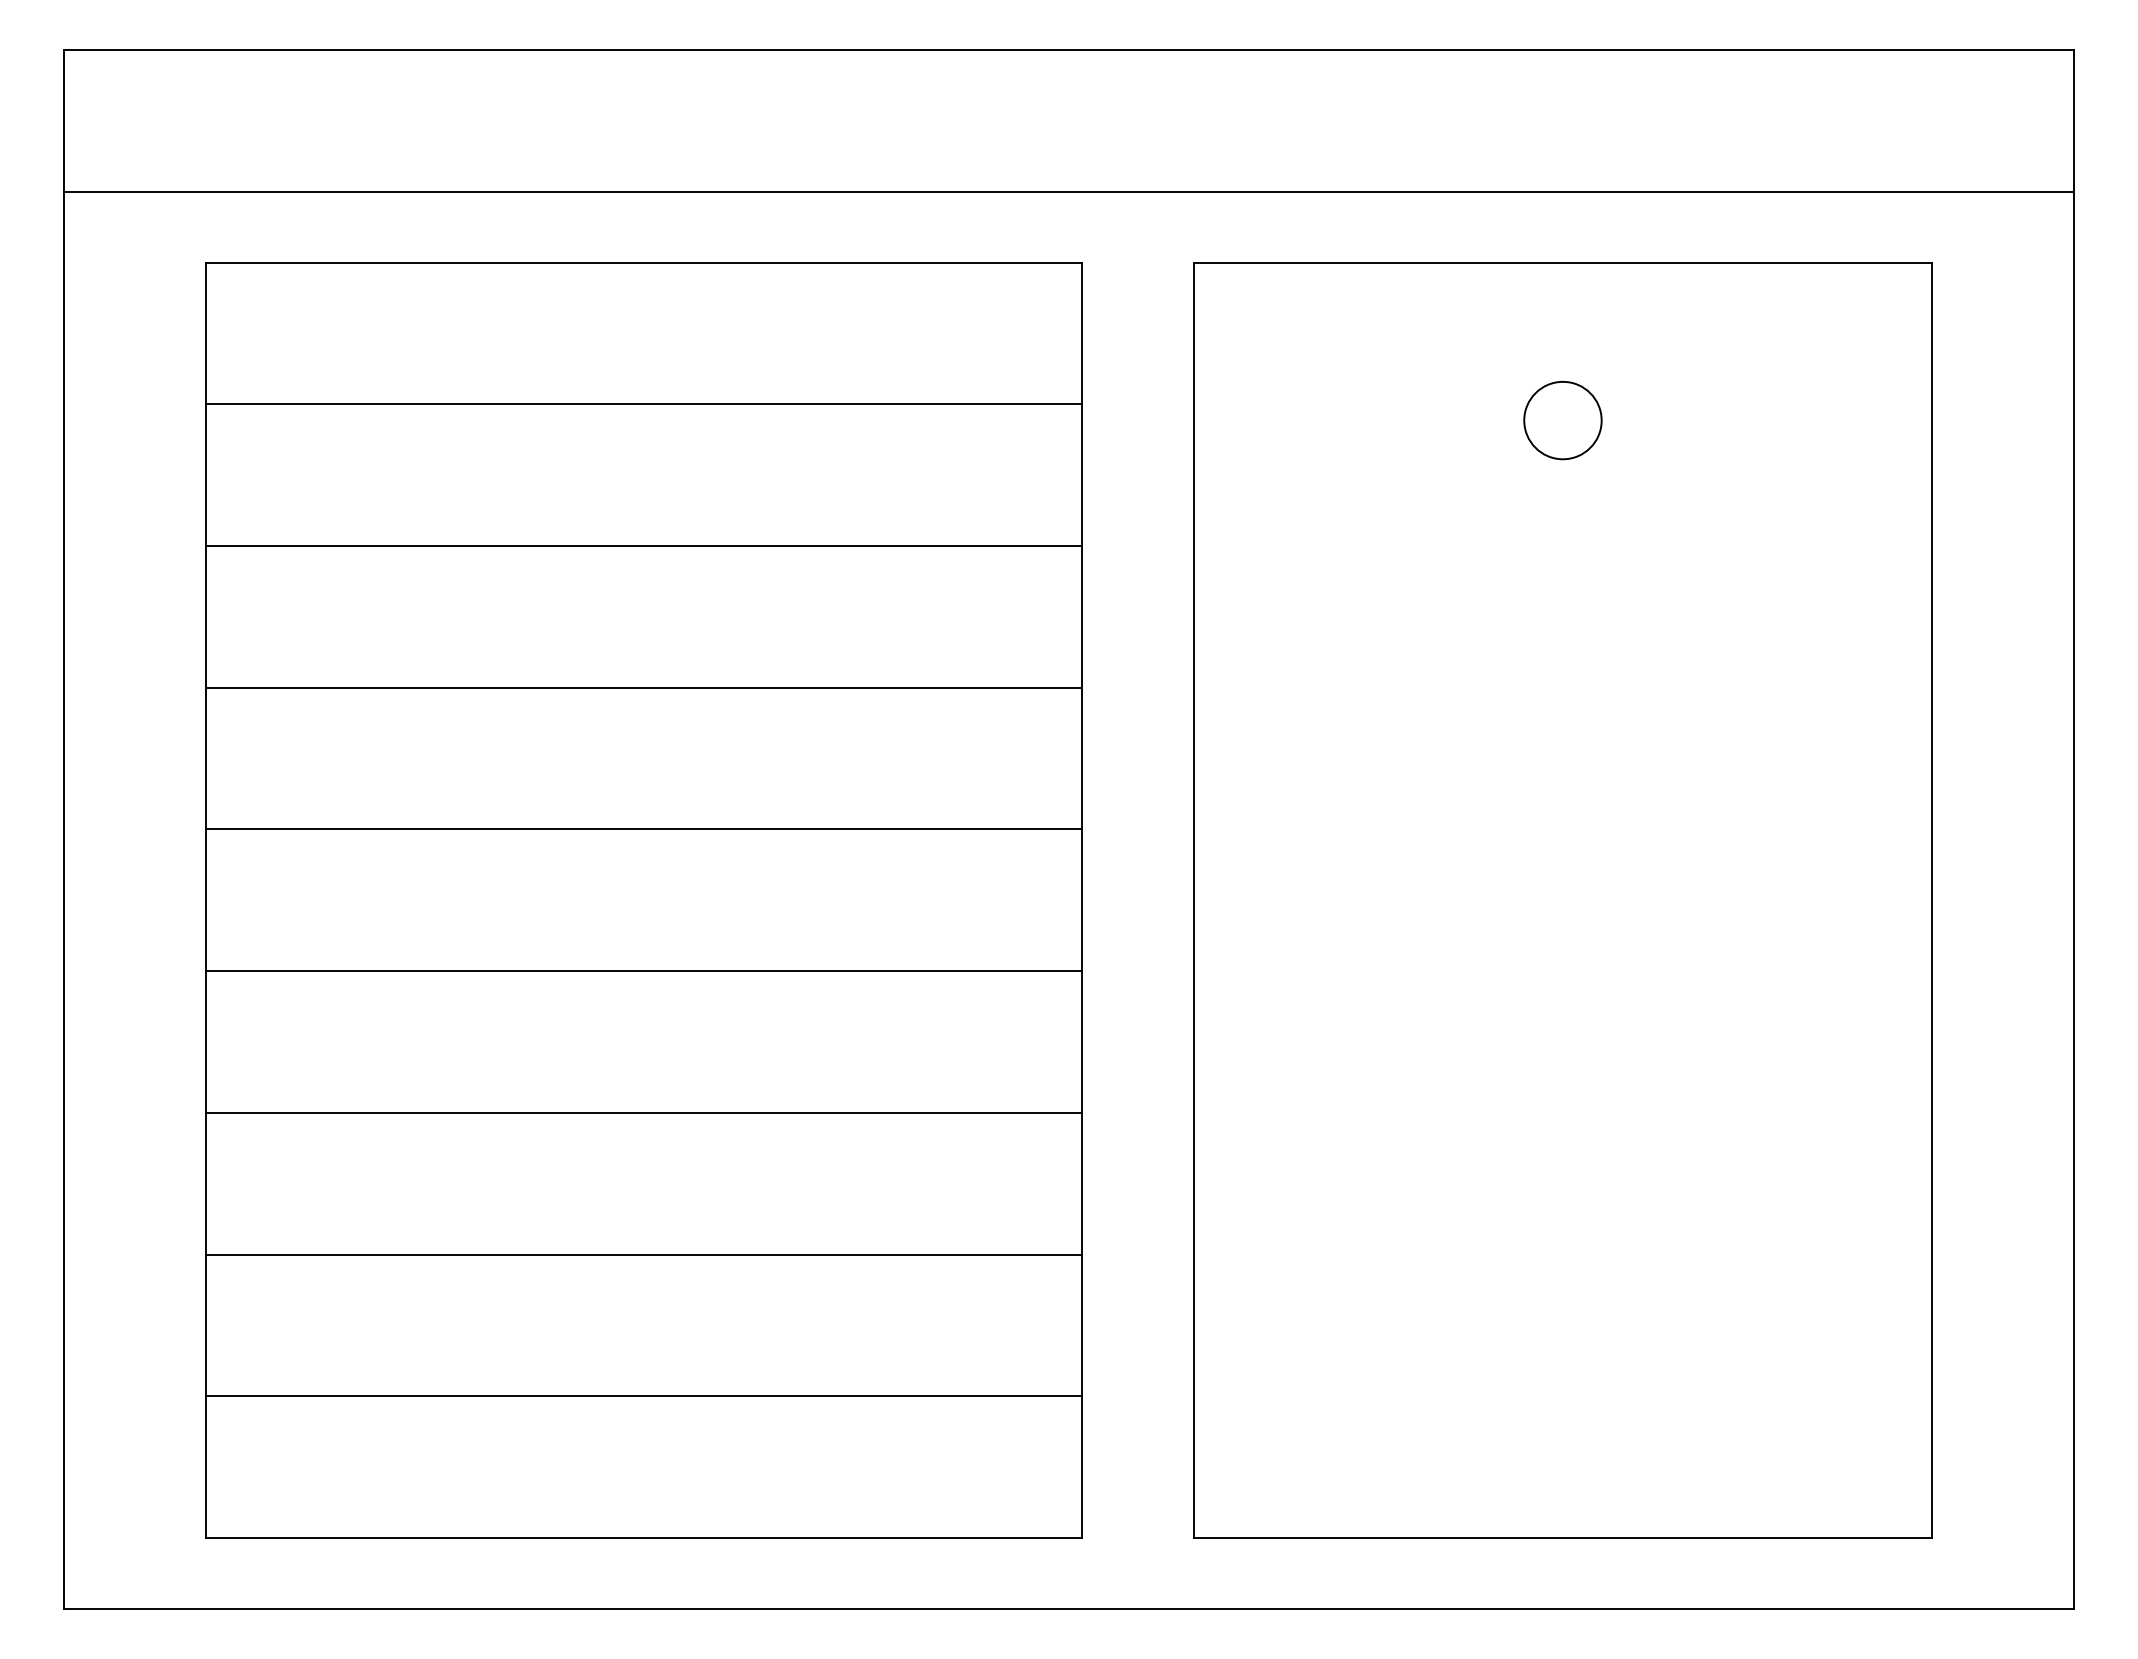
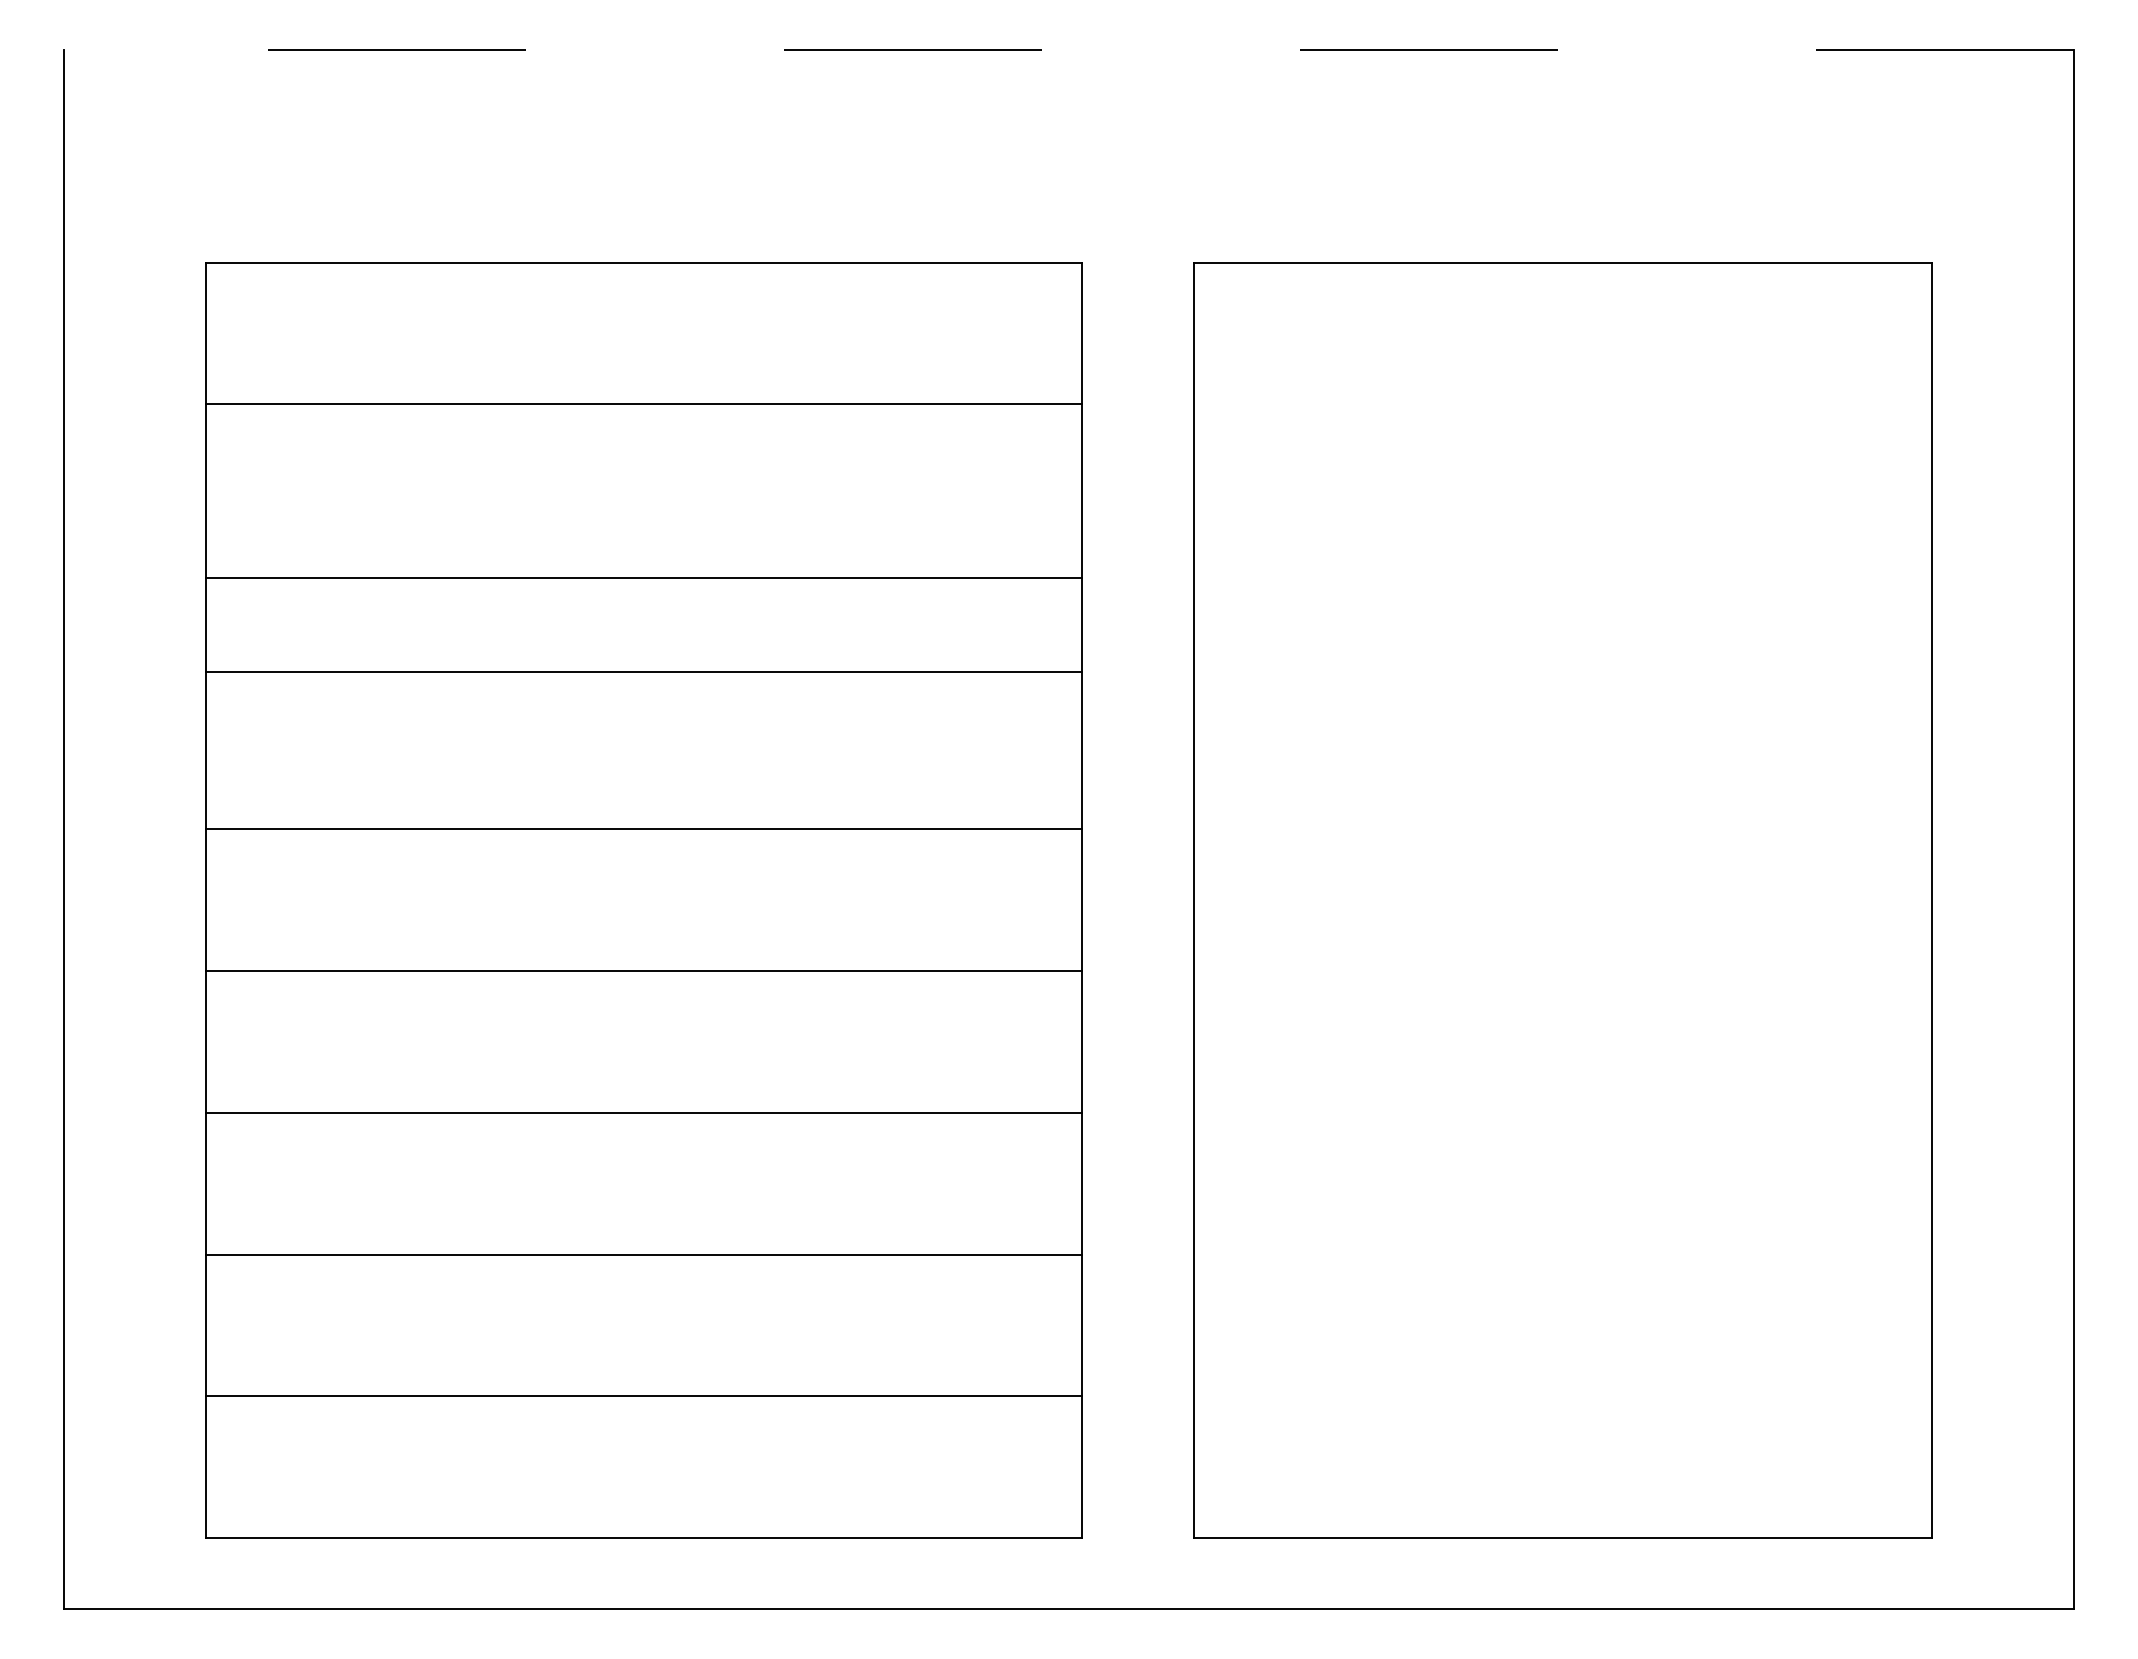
line: solid -> dashed (1069, 49)
line: present -> none (1068, 191)
circle: present -> none (1562, 420)
line position: (643, 546) -> (643, 578) (643, 578)
line position: (643, 687) -> (643, 671) (643, 671)
